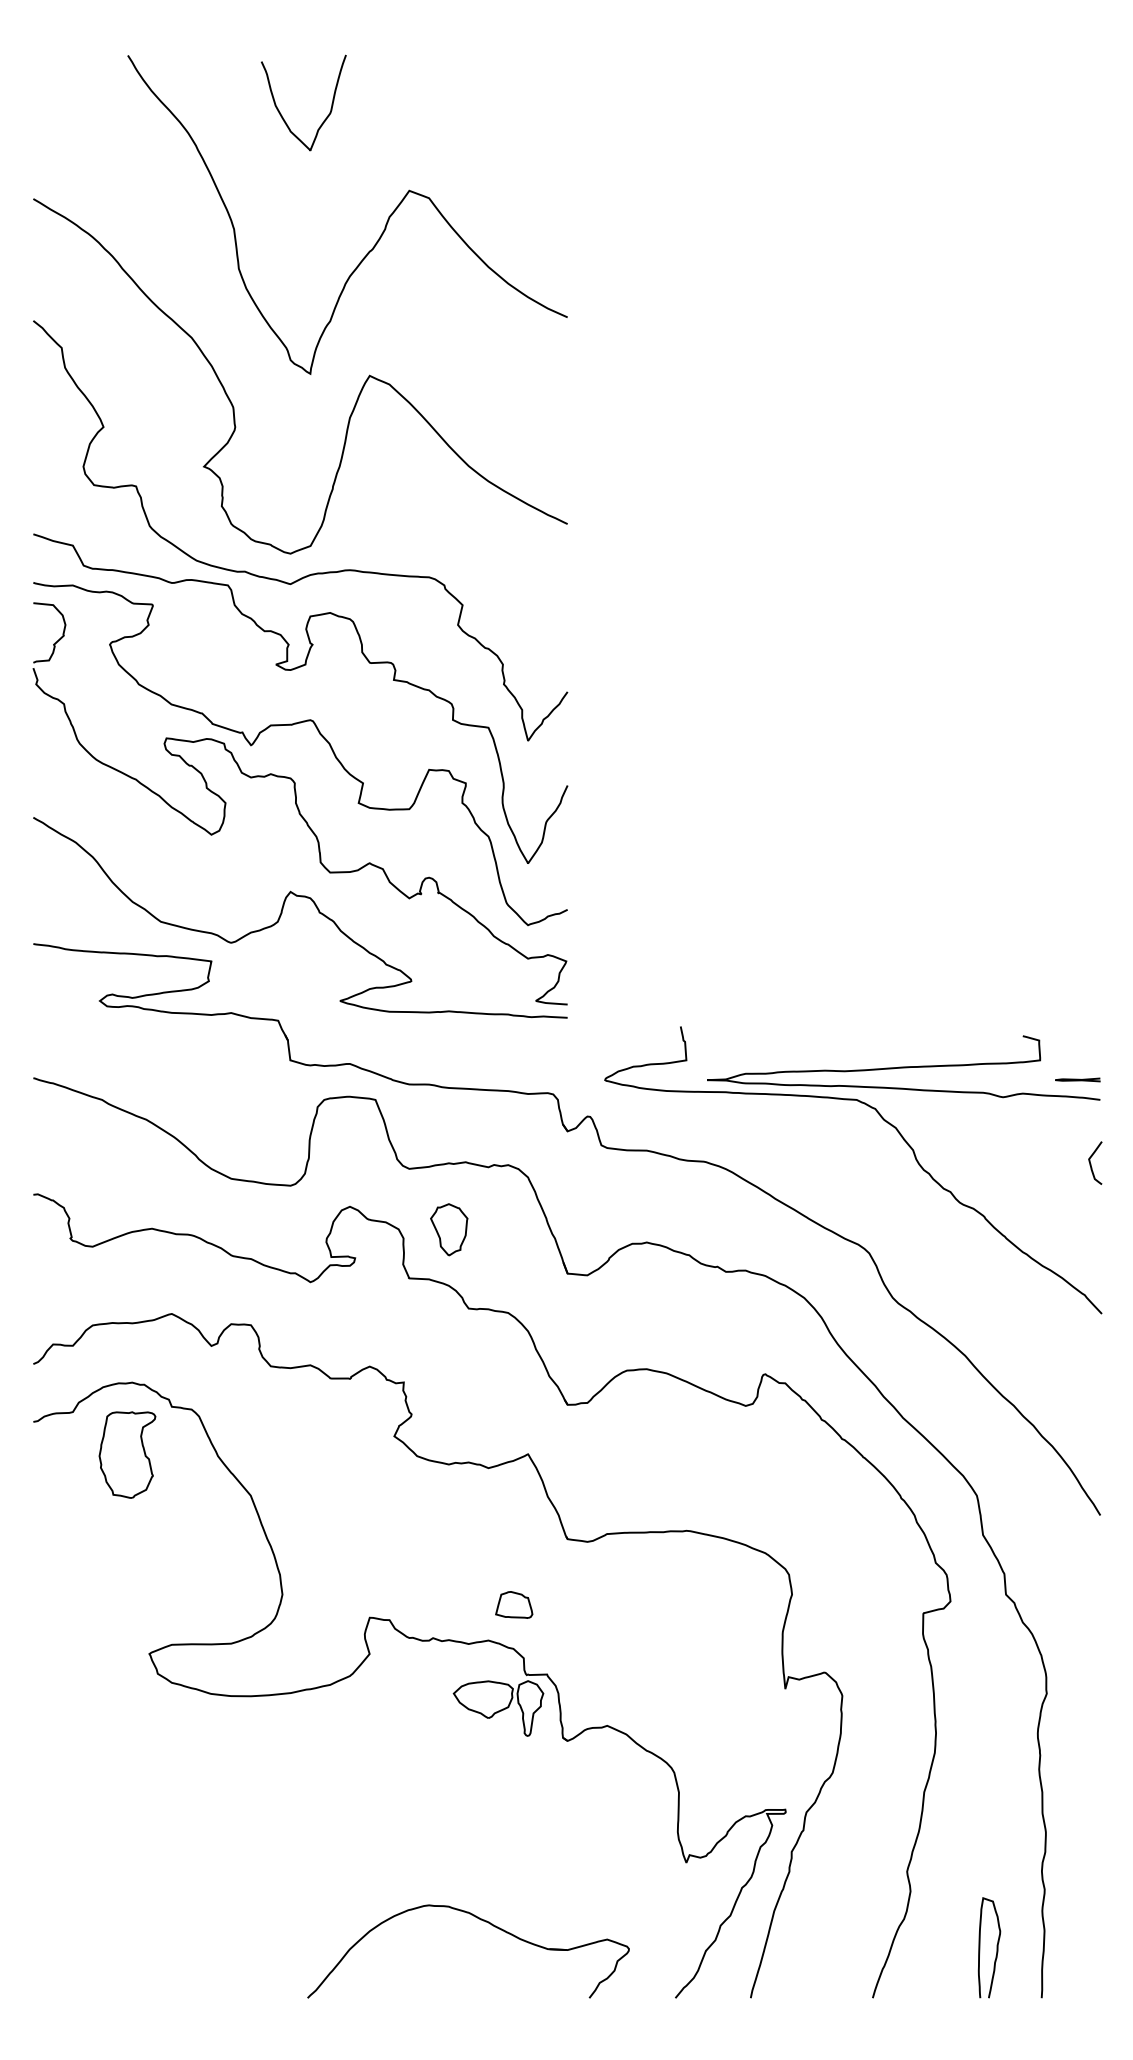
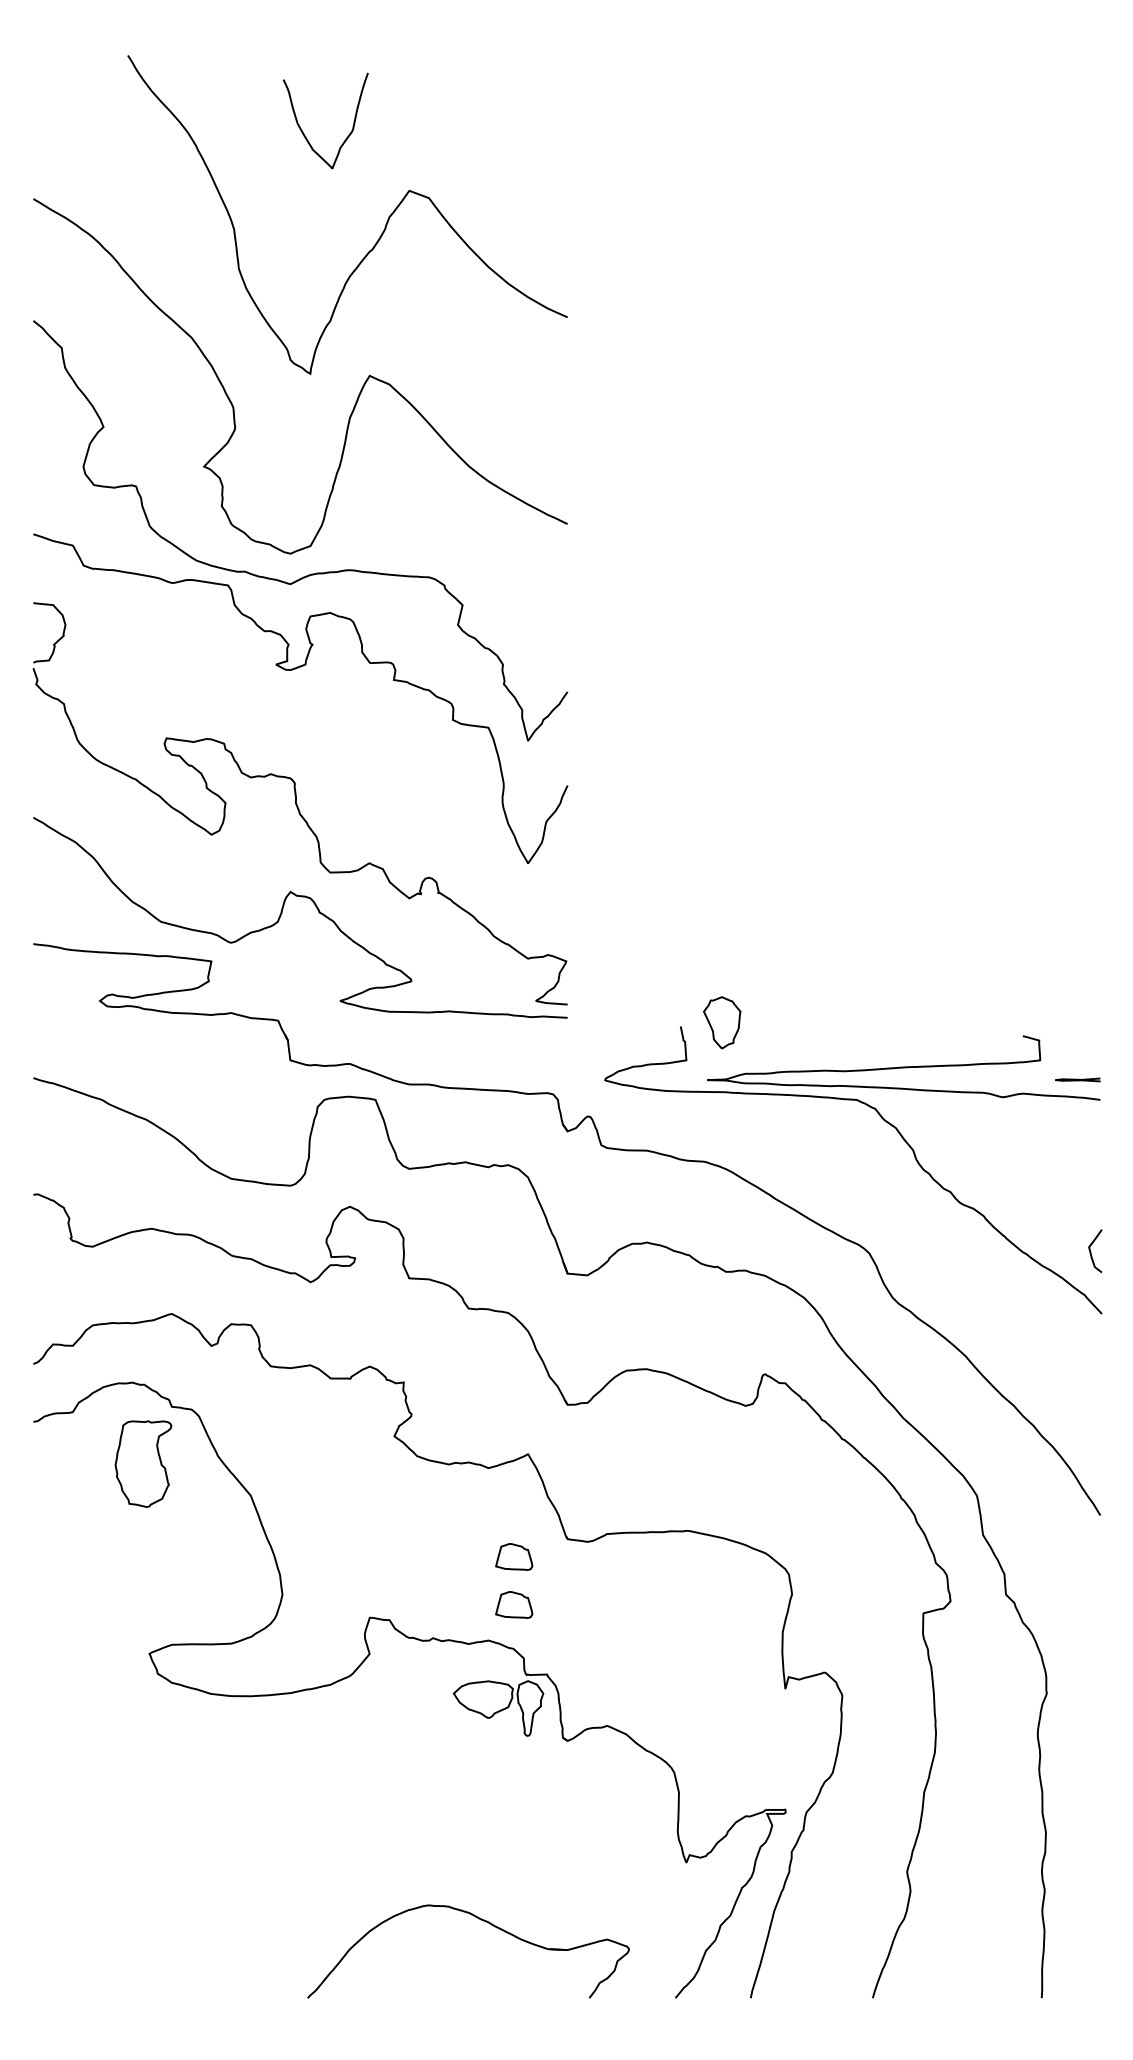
curve position: (281, 113) -> (303, 131) (303, 131)
curve: present -> none (319, 734)
curve position: (1091, 1163) -> (1091, 1251) (1091, 1251)
part position: (449, 1229) -> (722, 1022) (722, 1022)
part position: (127, 1454) -> (143, 1463) (143, 1463)
part: none -> present (514, 1556)
curve: present -> none (996, 1947)
